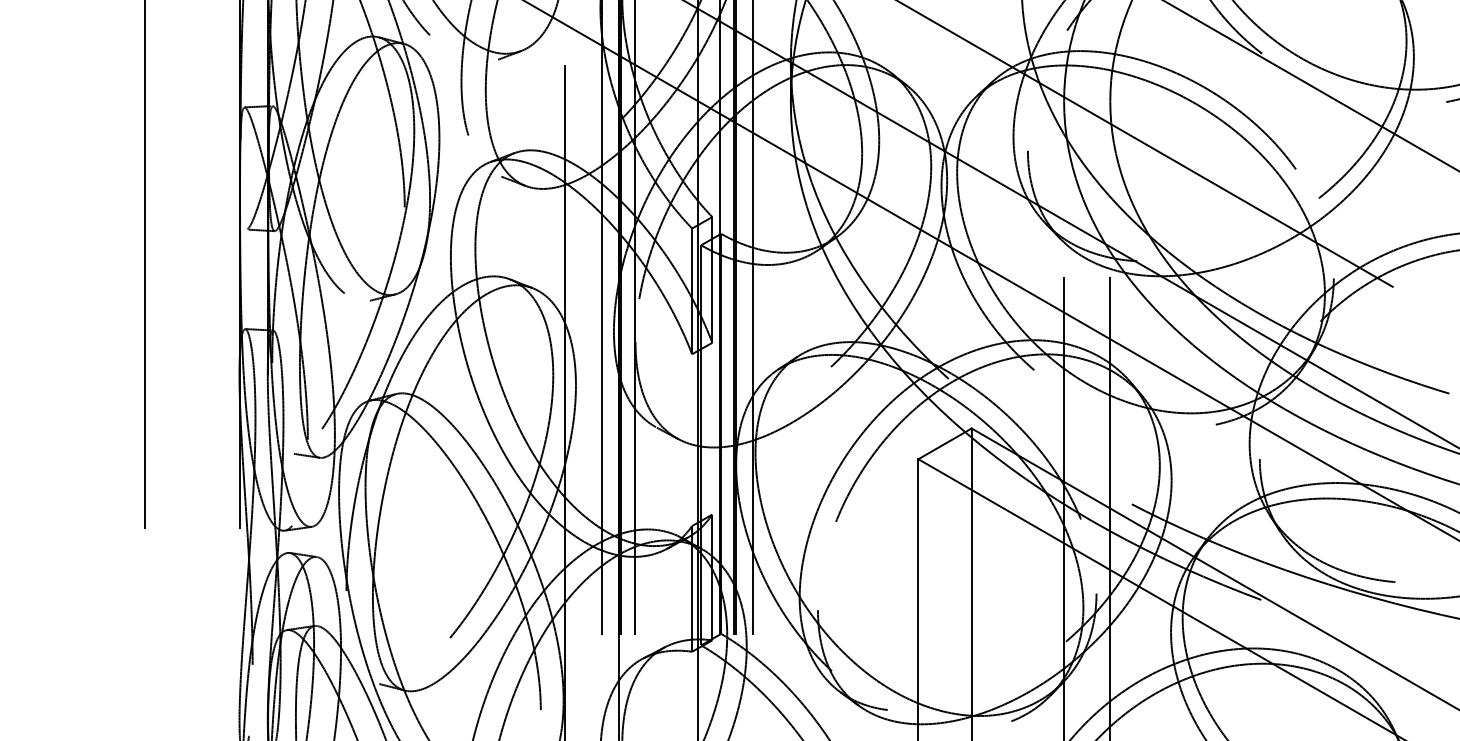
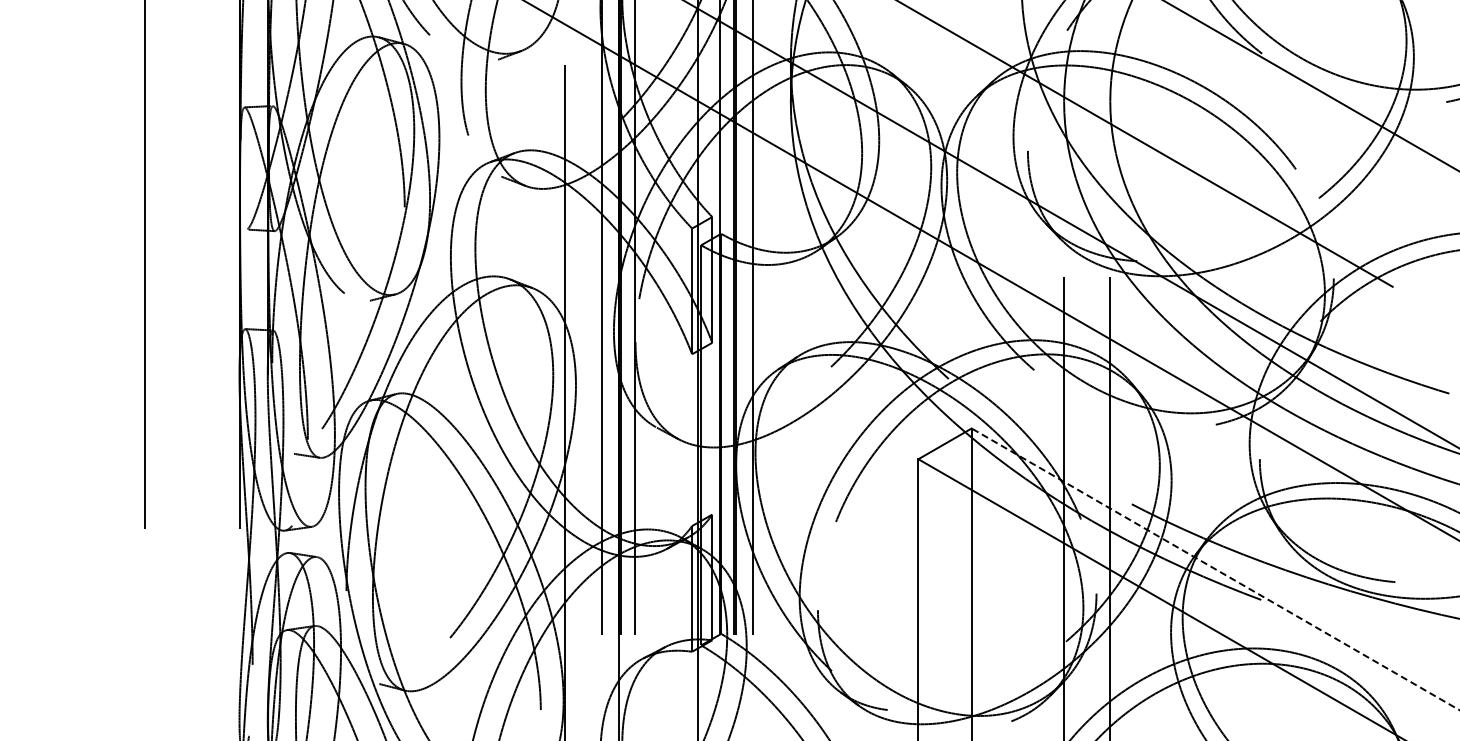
line: solid -> dashed (1215, 569)
